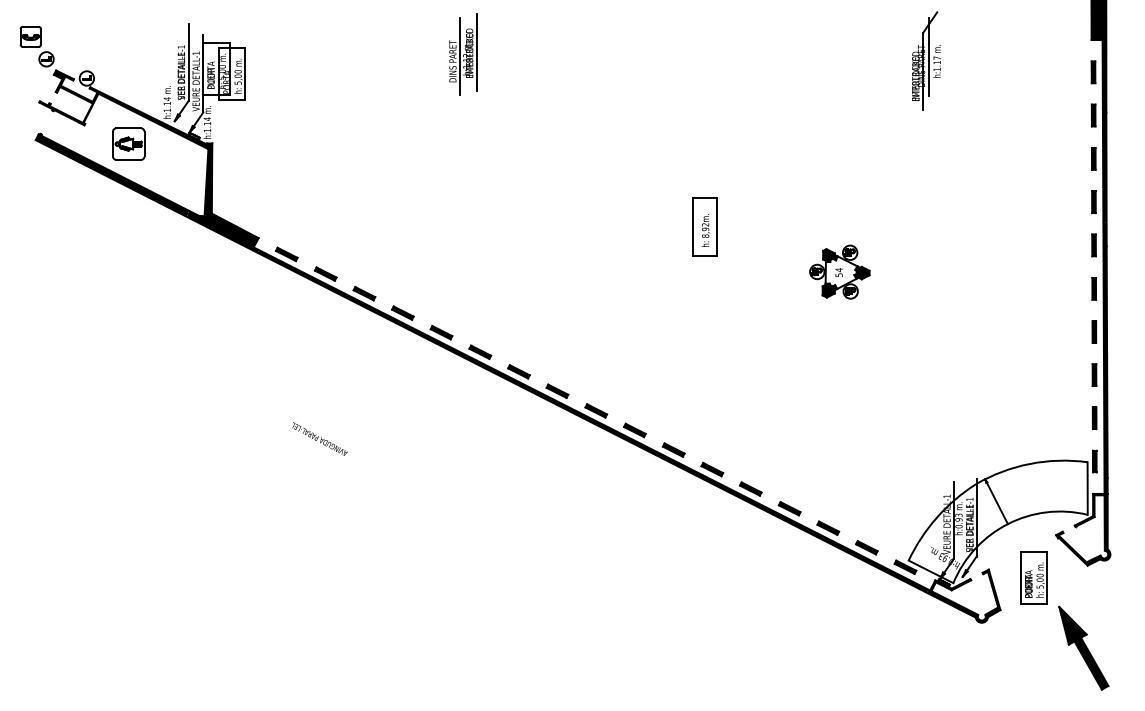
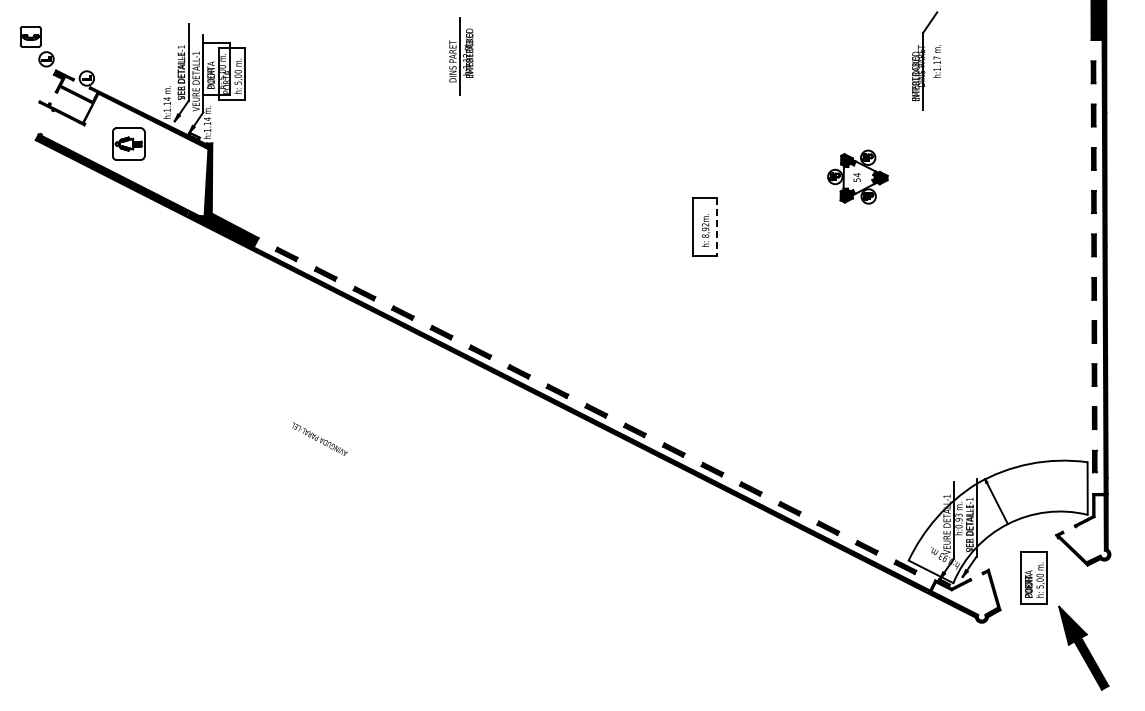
line: present -> none (476, 51)
line: present -> none (929, 56)
line: solid -> dashed (717, 227)
part position: (839, 271) -> (857, 176) (857, 176)
